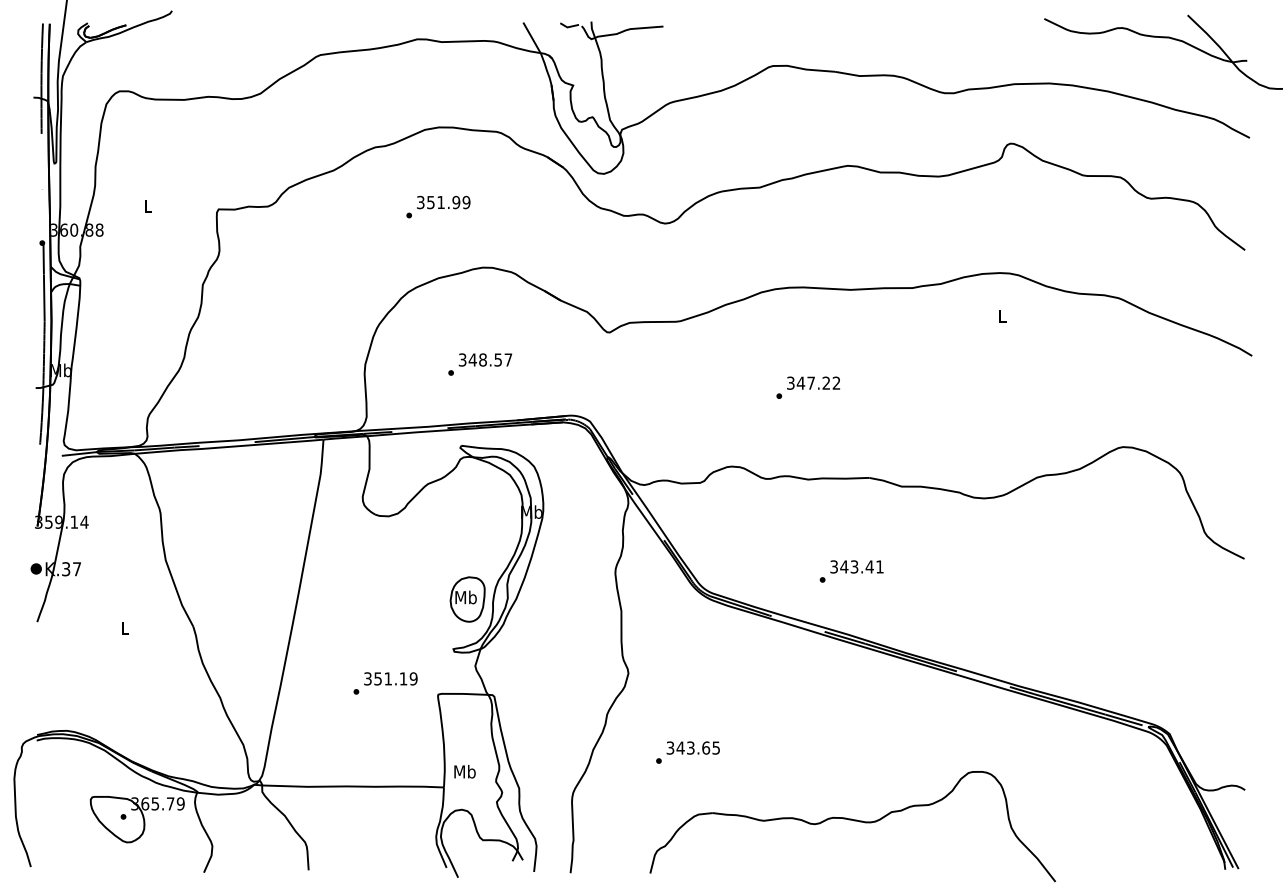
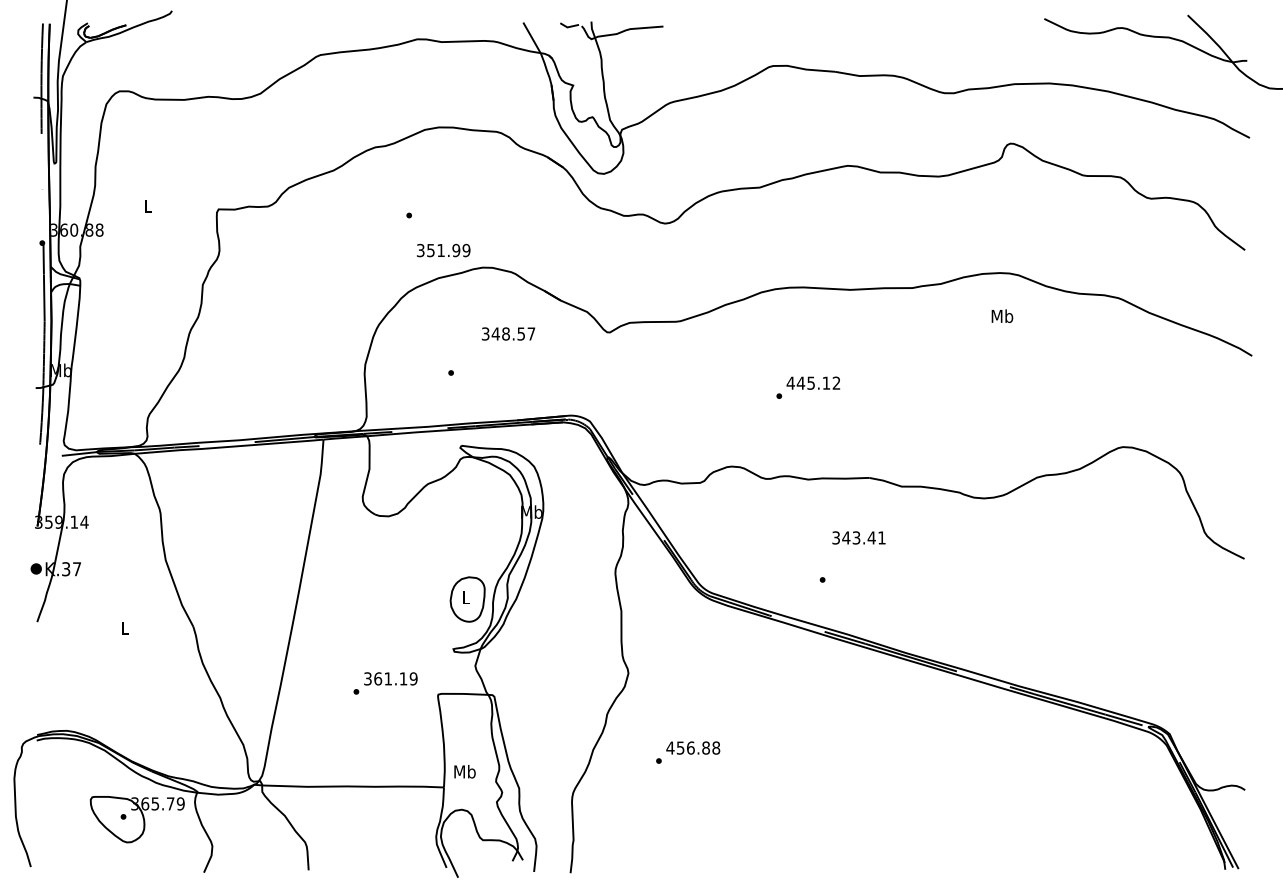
text position: (443, 202) -> (443, 250) (443, 250)
text: L -> Mb (1002, 316)
text position: (485, 359) -> (508, 333) (508, 333)
text: 347.22 -> 445.12 (807, 382)
text position: (856, 566) -> (858, 537) (858, 537)
text: Mb -> L (465, 597)
text: 351.19 -> 361.19 (378, 678)
text: 343.65 -> 456.88 (693, 747)
part: present -> none (852, 826)
